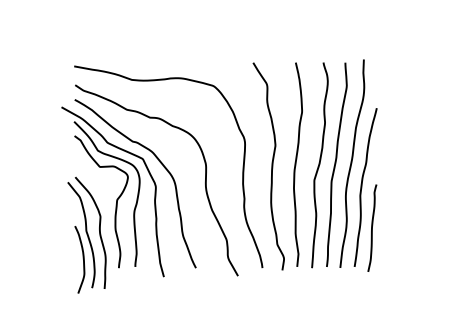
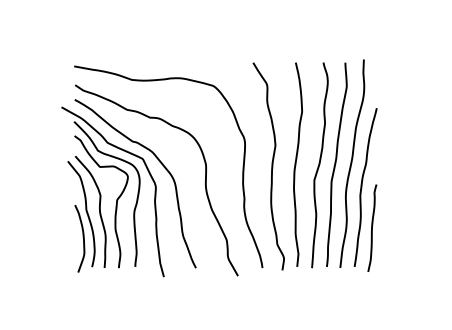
part position: (86, 234) -> (86, 213) (86, 213)
